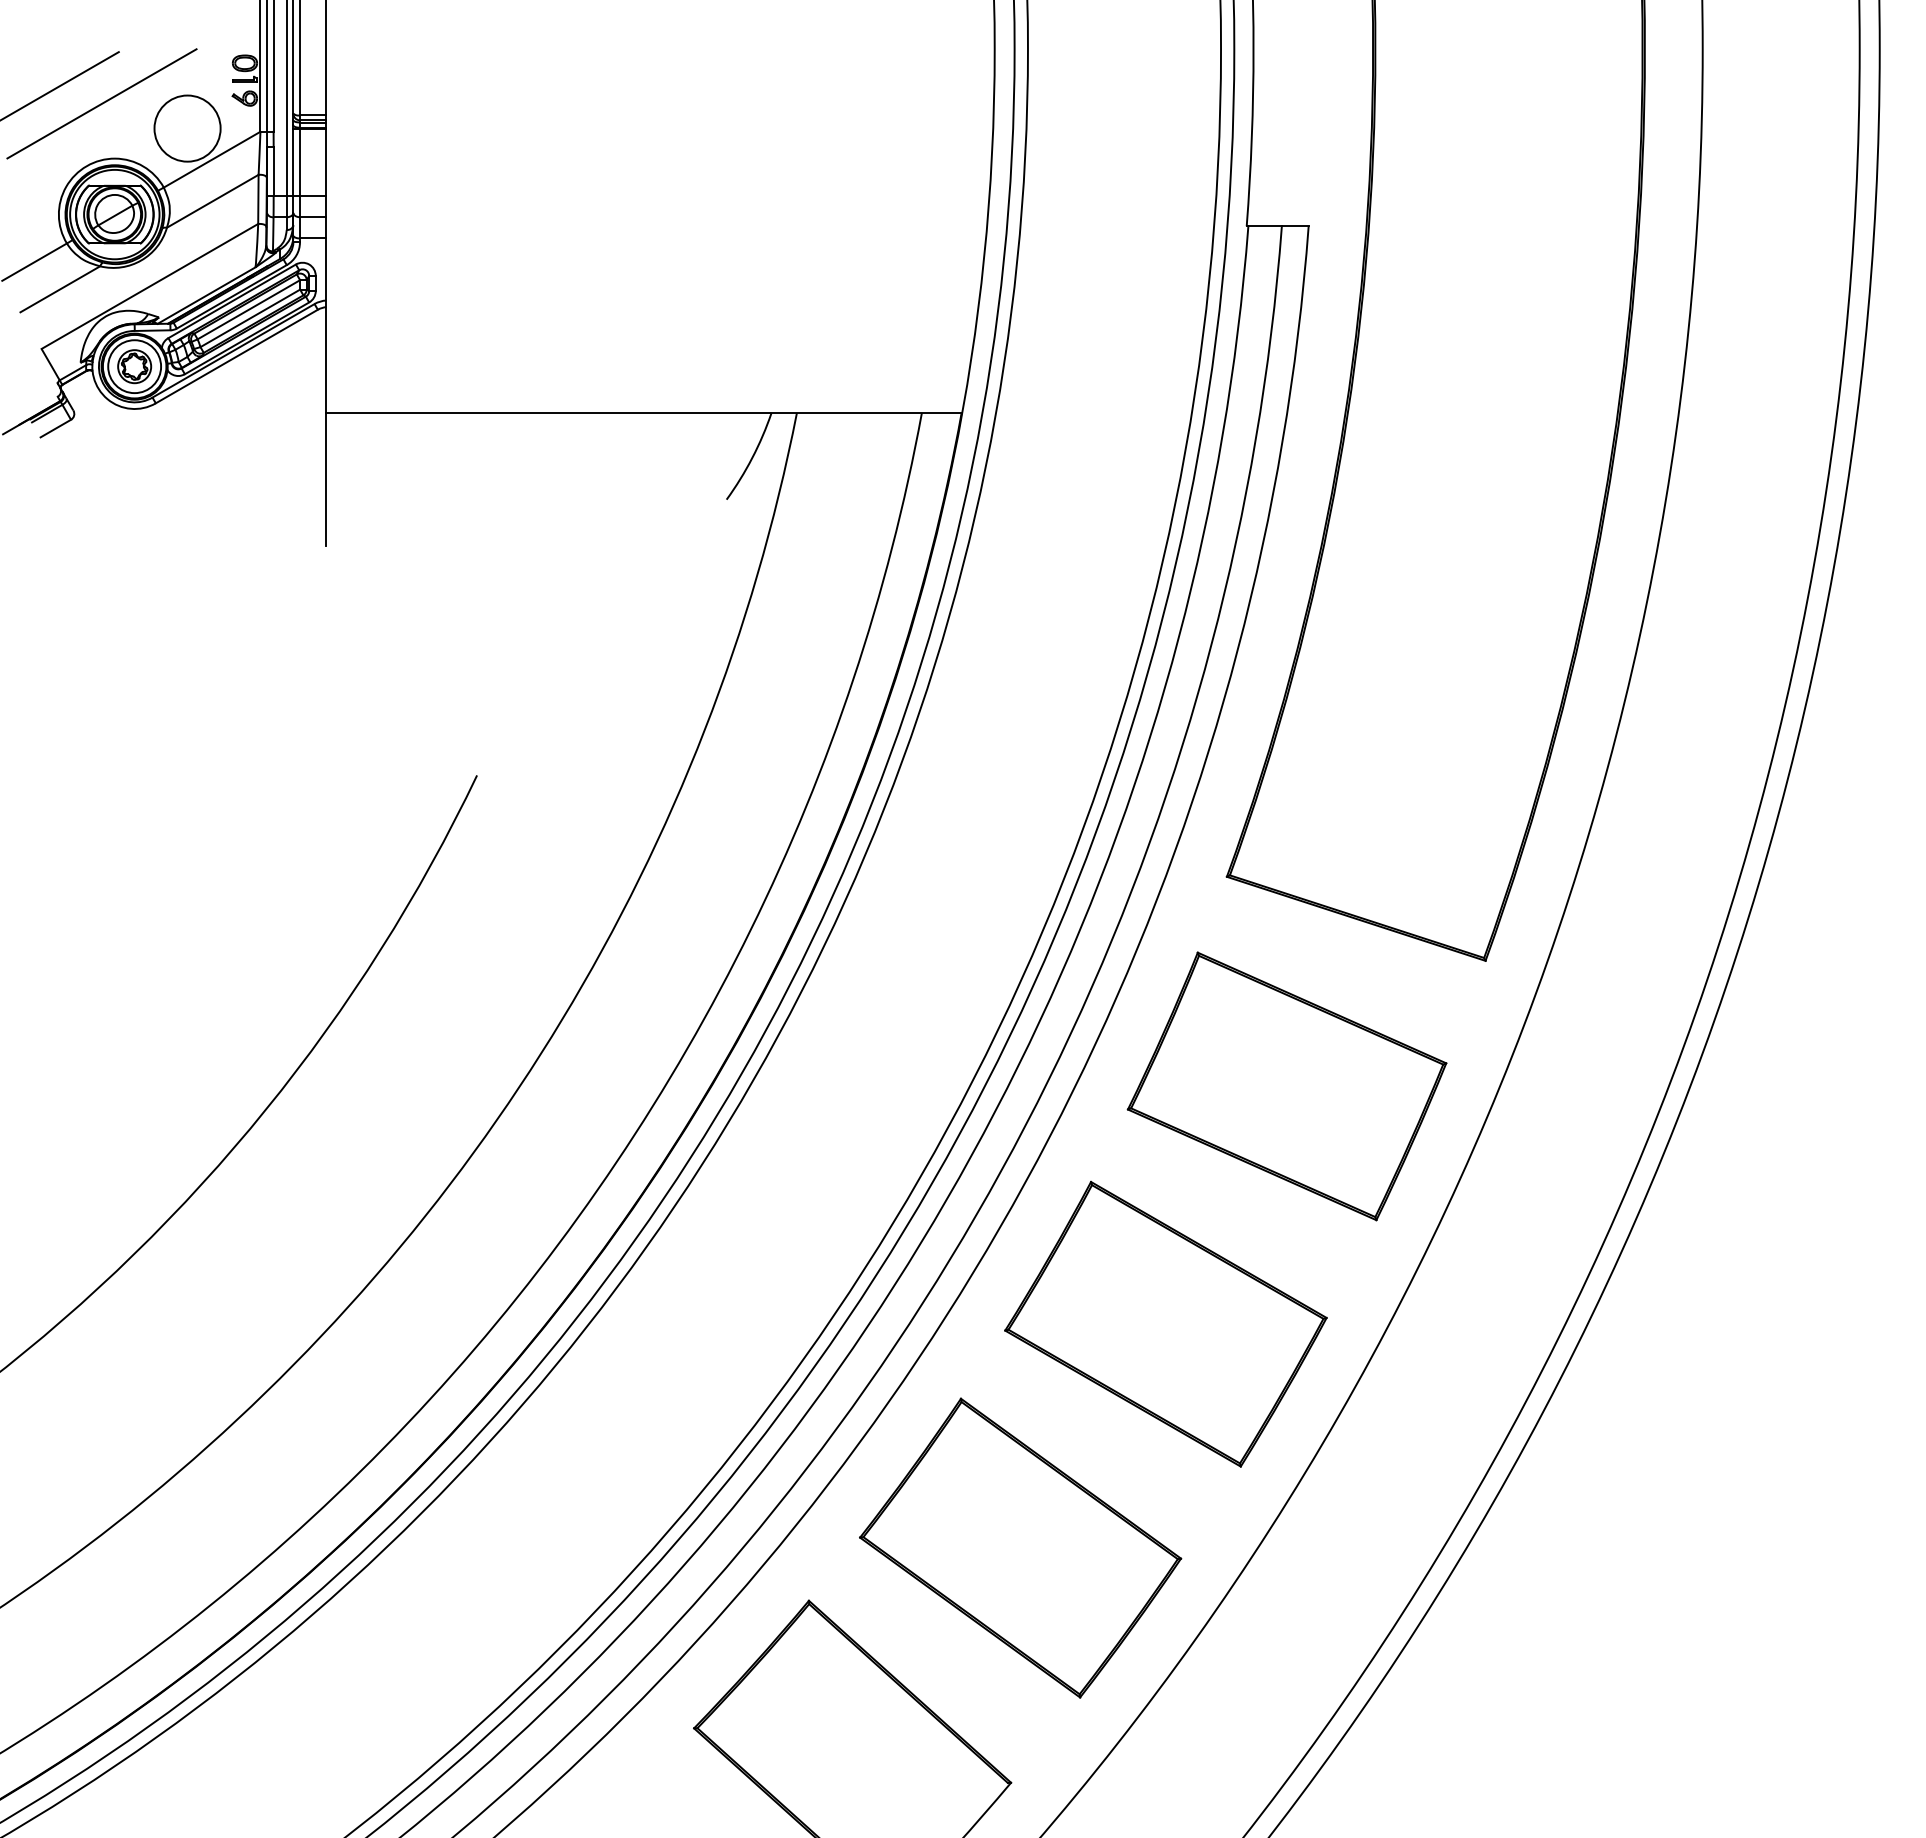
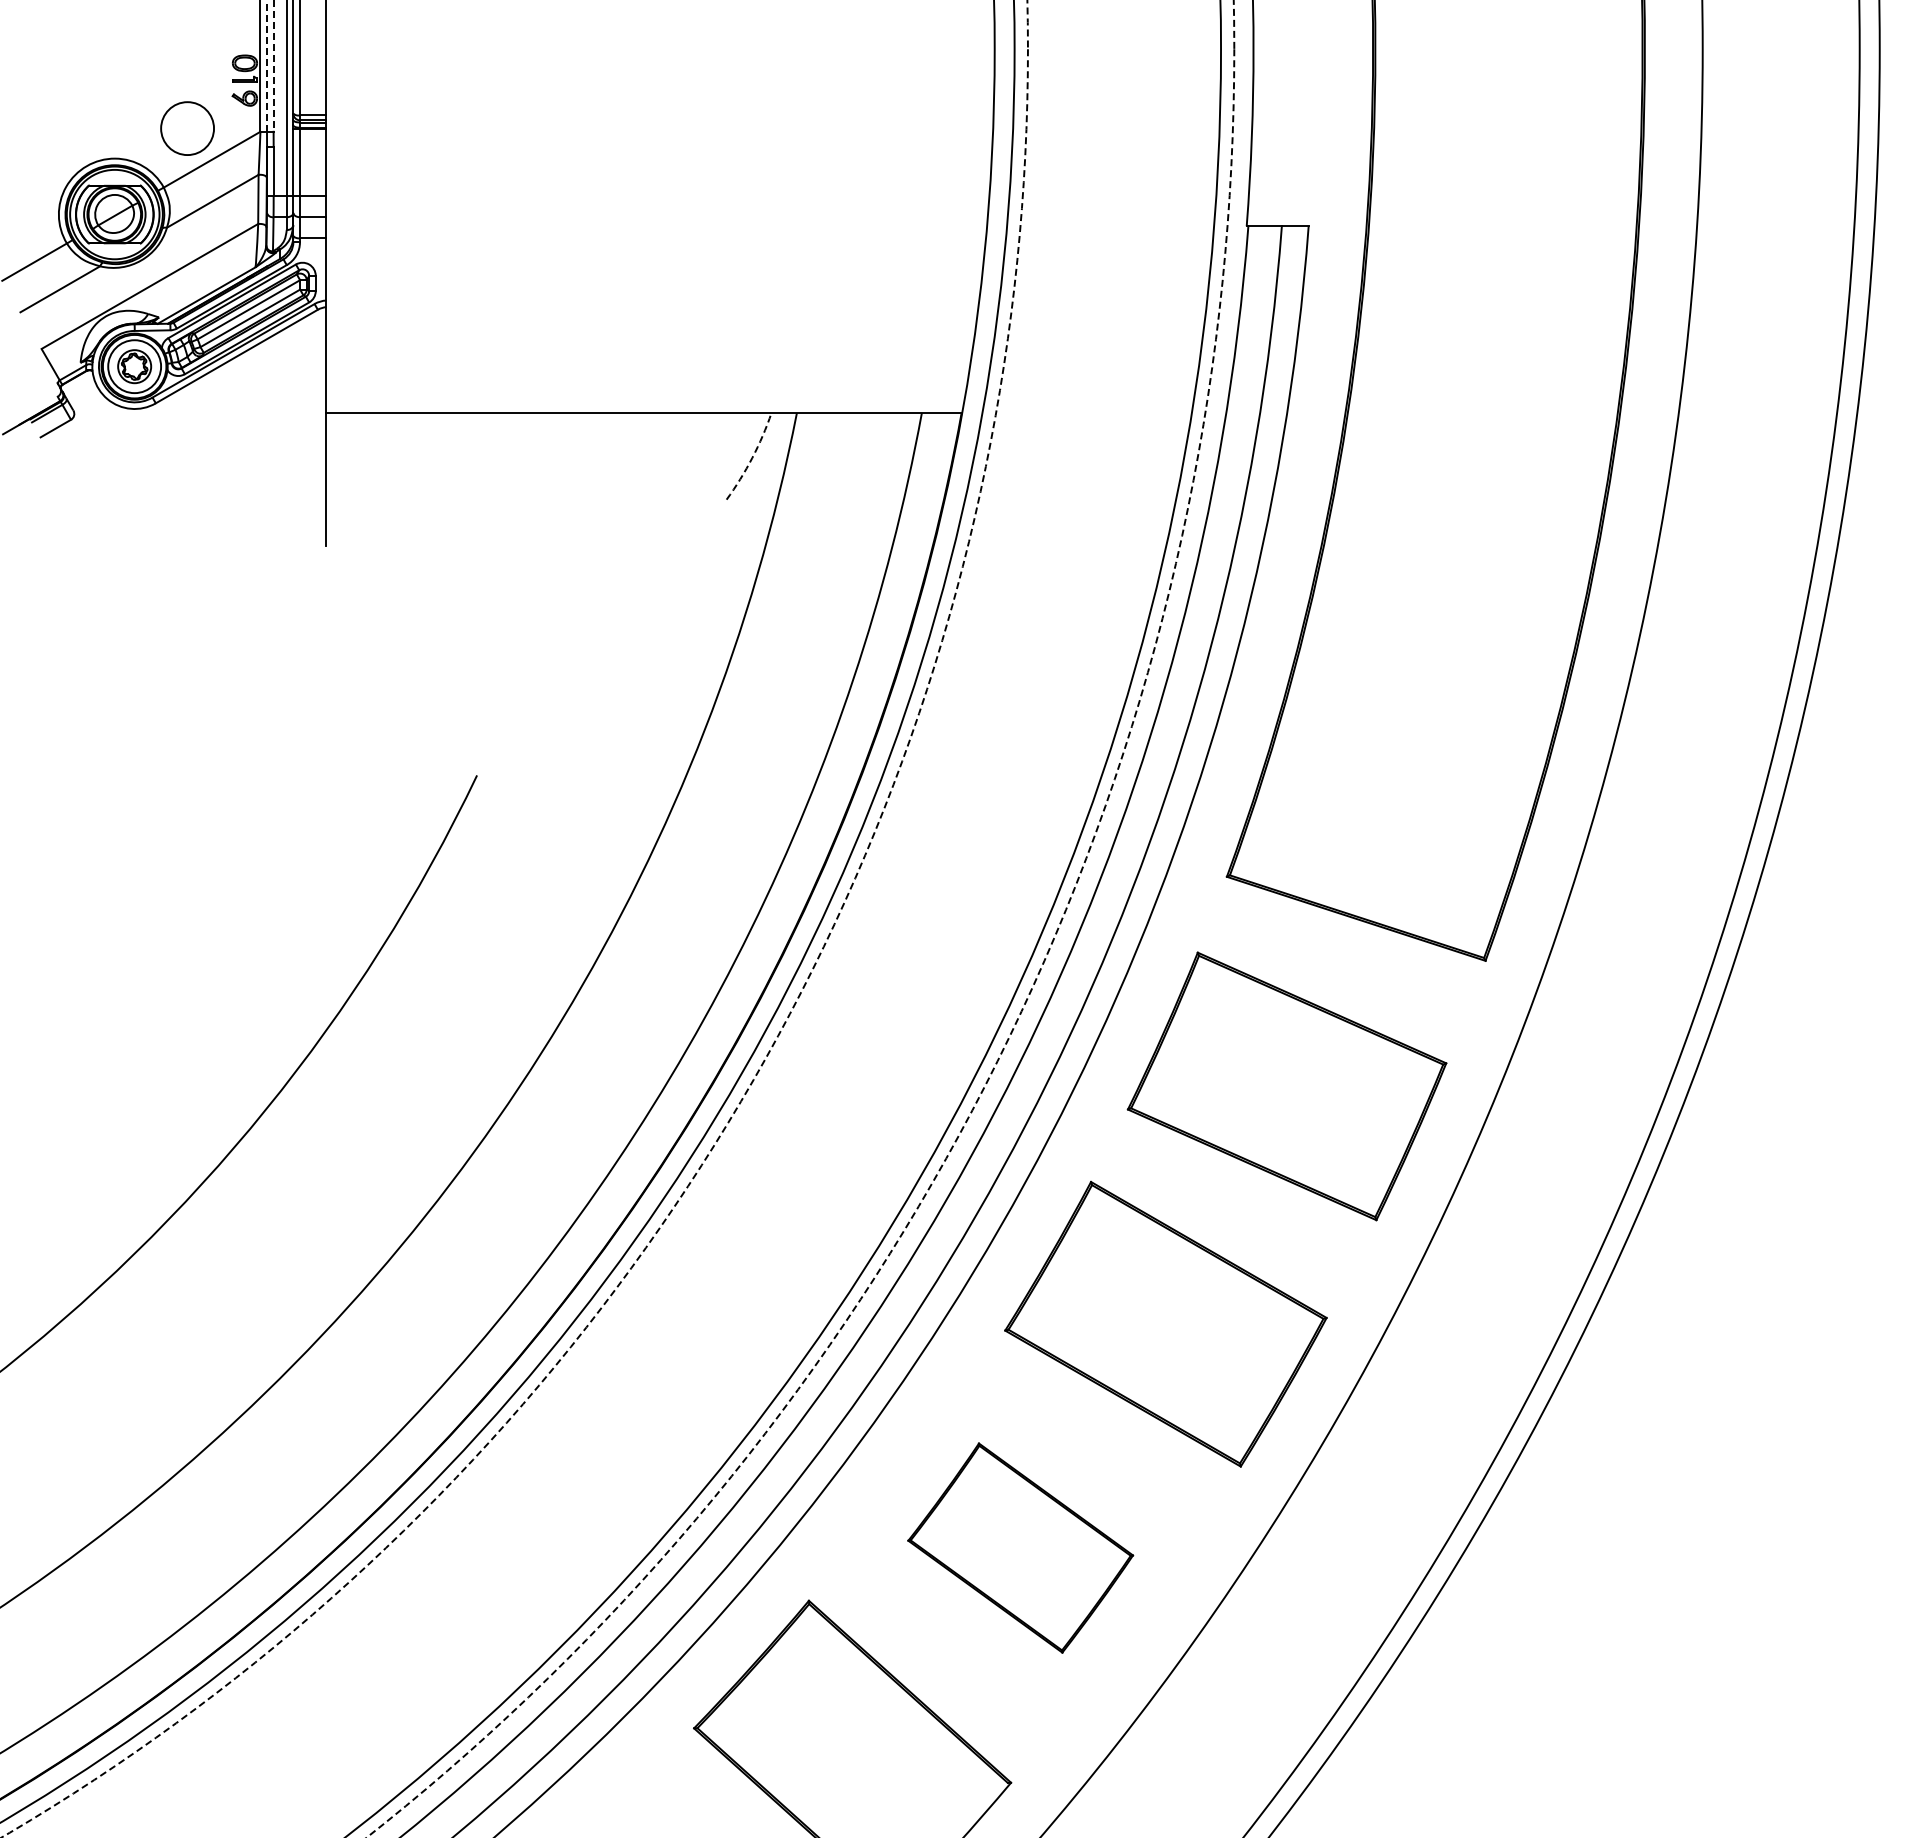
line: solid -> dashed (267, 66)
line: solid -> dashed (273, 66)
line: present -> none (60, 85)
line: present -> none (101, 103)
circle diameter: 66 px -> 53 px (187, 128)
arc: solid -> dashed (752, 458)
circle: solid -> dashed (514, 918)
circle: solid -> dashed (800, 918)
part size: 324x302 px -> 228x212 px (1020, 1547)
